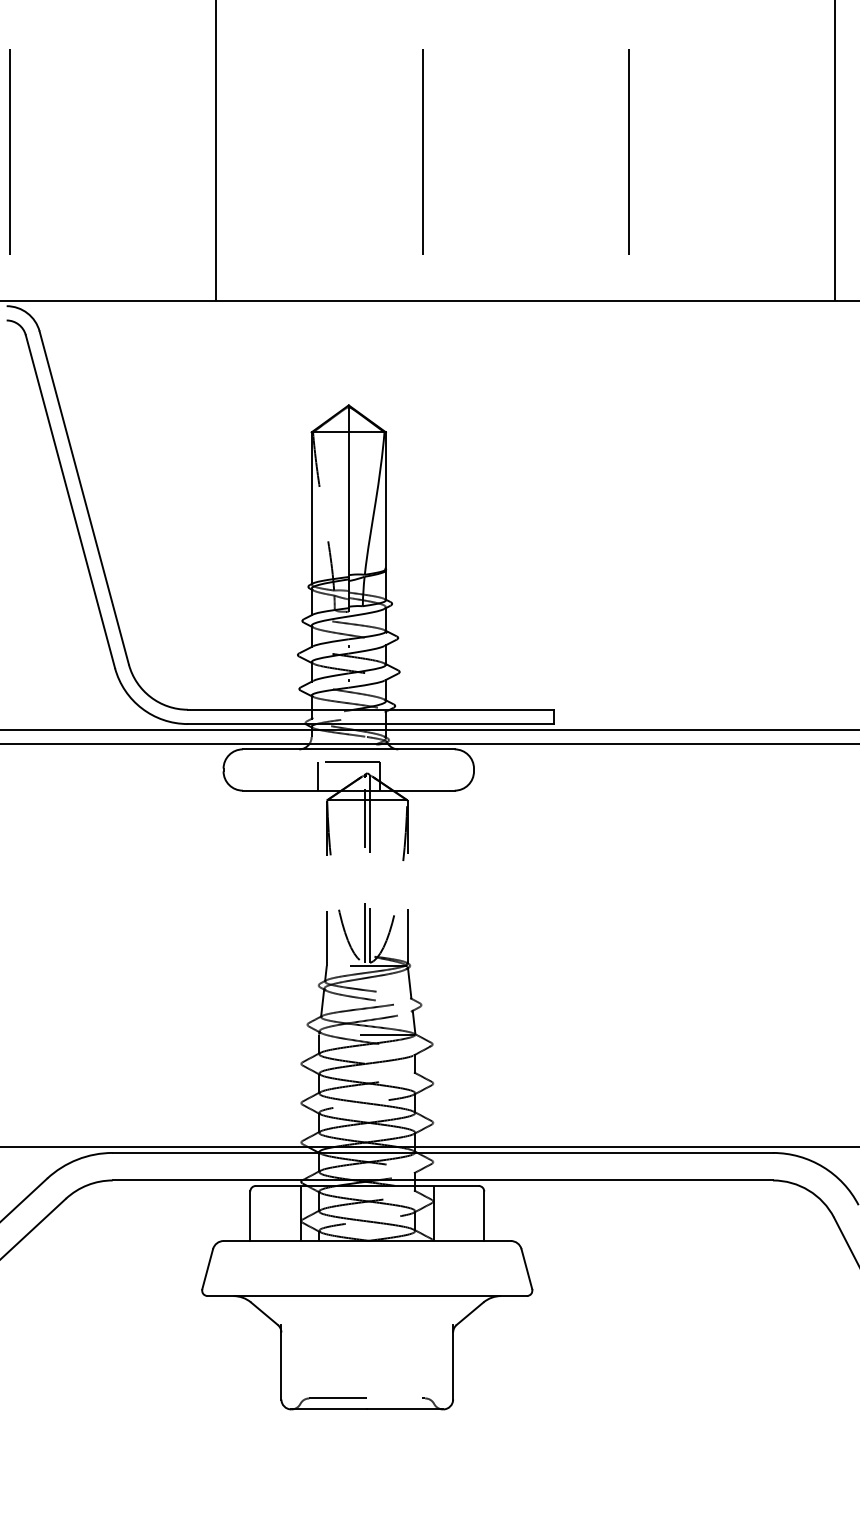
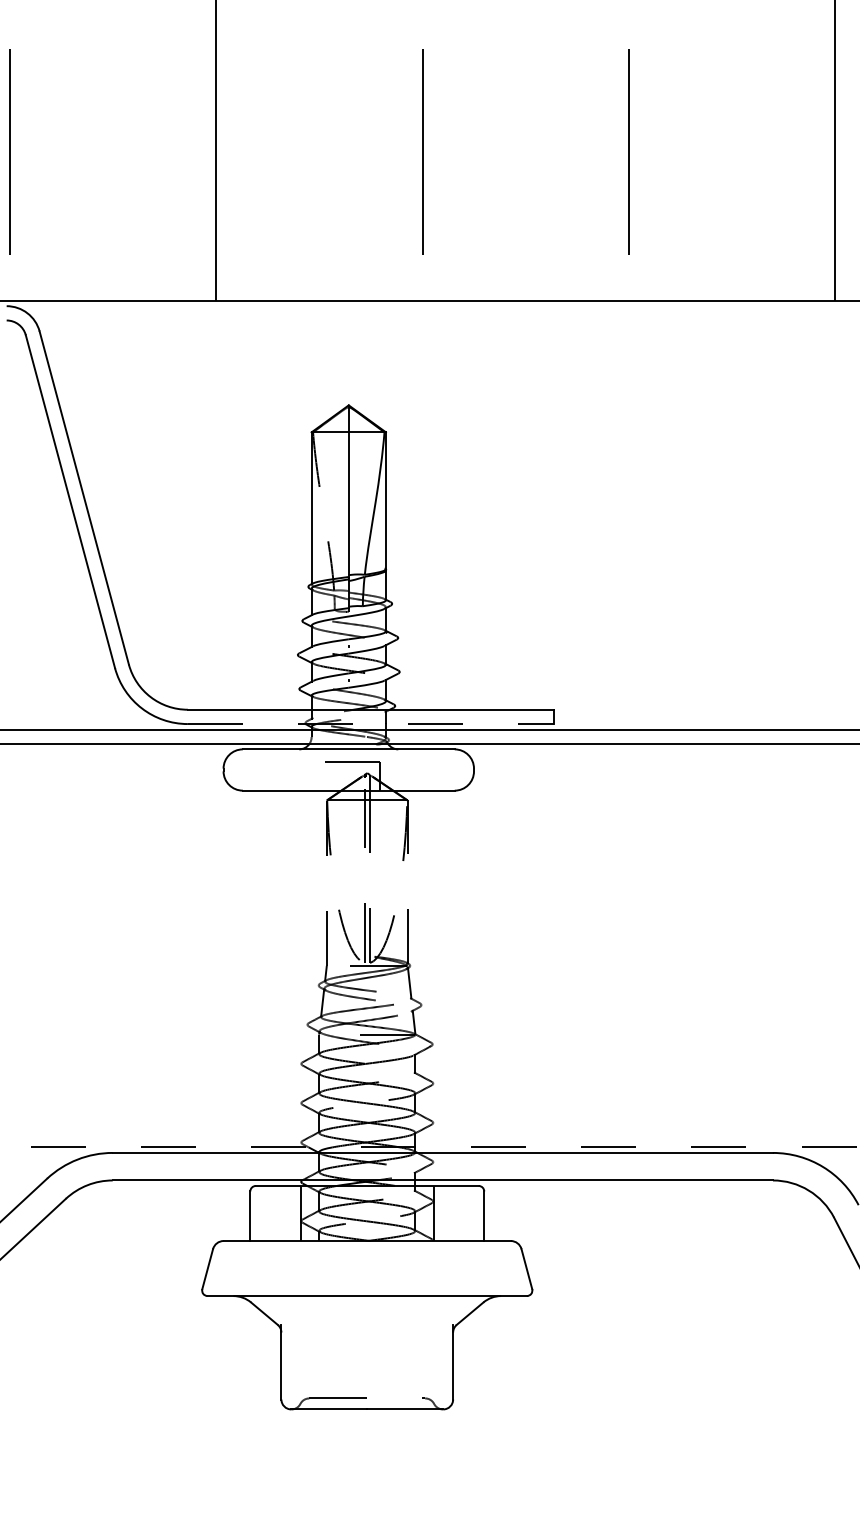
line: solid -> dashed (370, 724)
line: present -> none (317, 776)
line: solid -> dashed (429, 1147)
